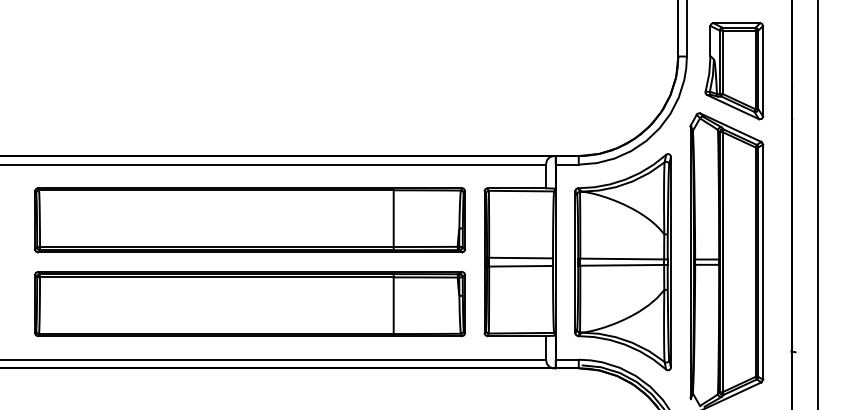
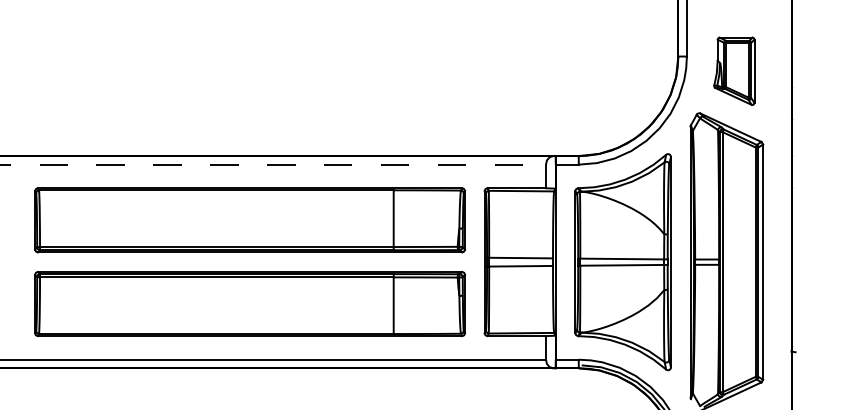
part size: 61x99 px -> 43x70 px (734, 70)
line: solid -> dashed (273, 164)
line: present -> none (817, 204)
